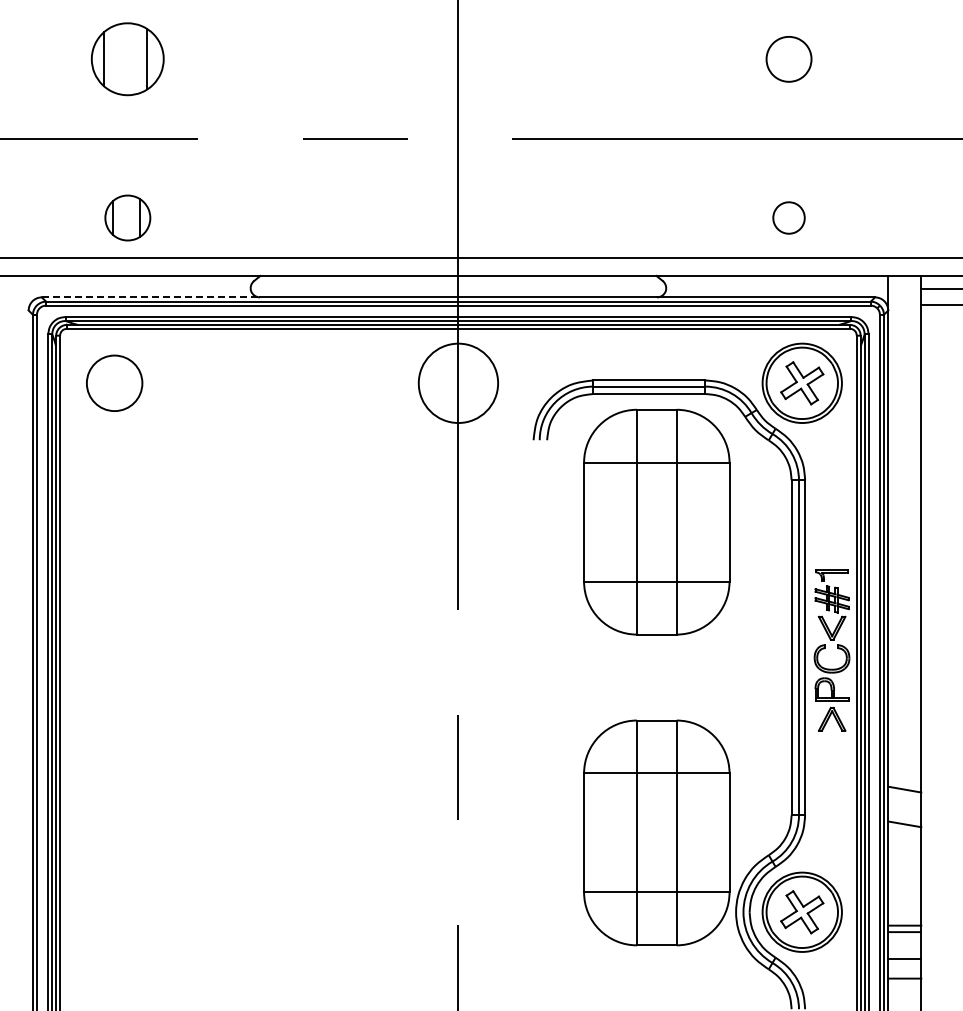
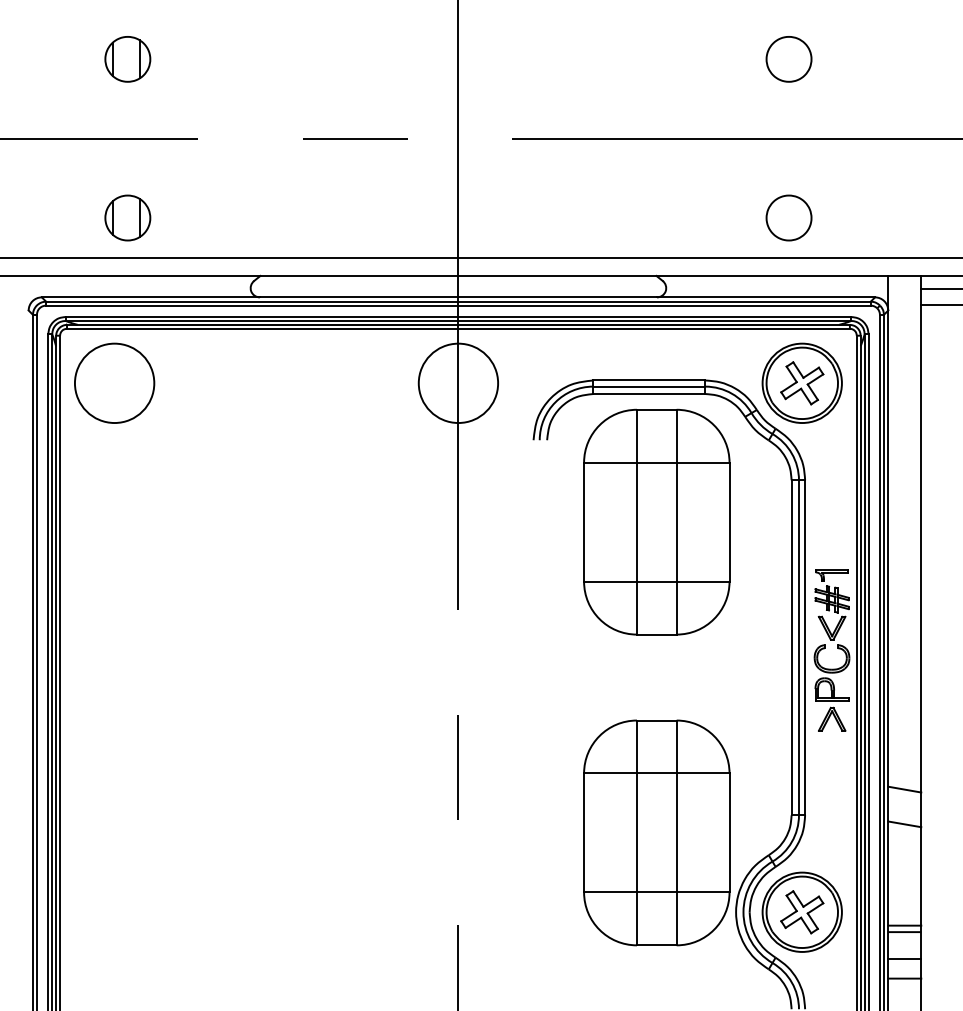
part size: 75x75 px -> 48x47 px (127, 59)
part size: 34x34 px -> 48x48 px (788, 217)
line: dashed -> solid (151, 297)
circle diameter: 56 px -> 79 px (114, 383)
